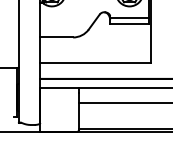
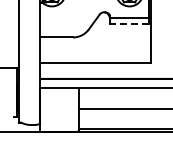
line: solid -> dashed (129, 23)
line position: (124, 102) -> (124, 108) (124, 108)
